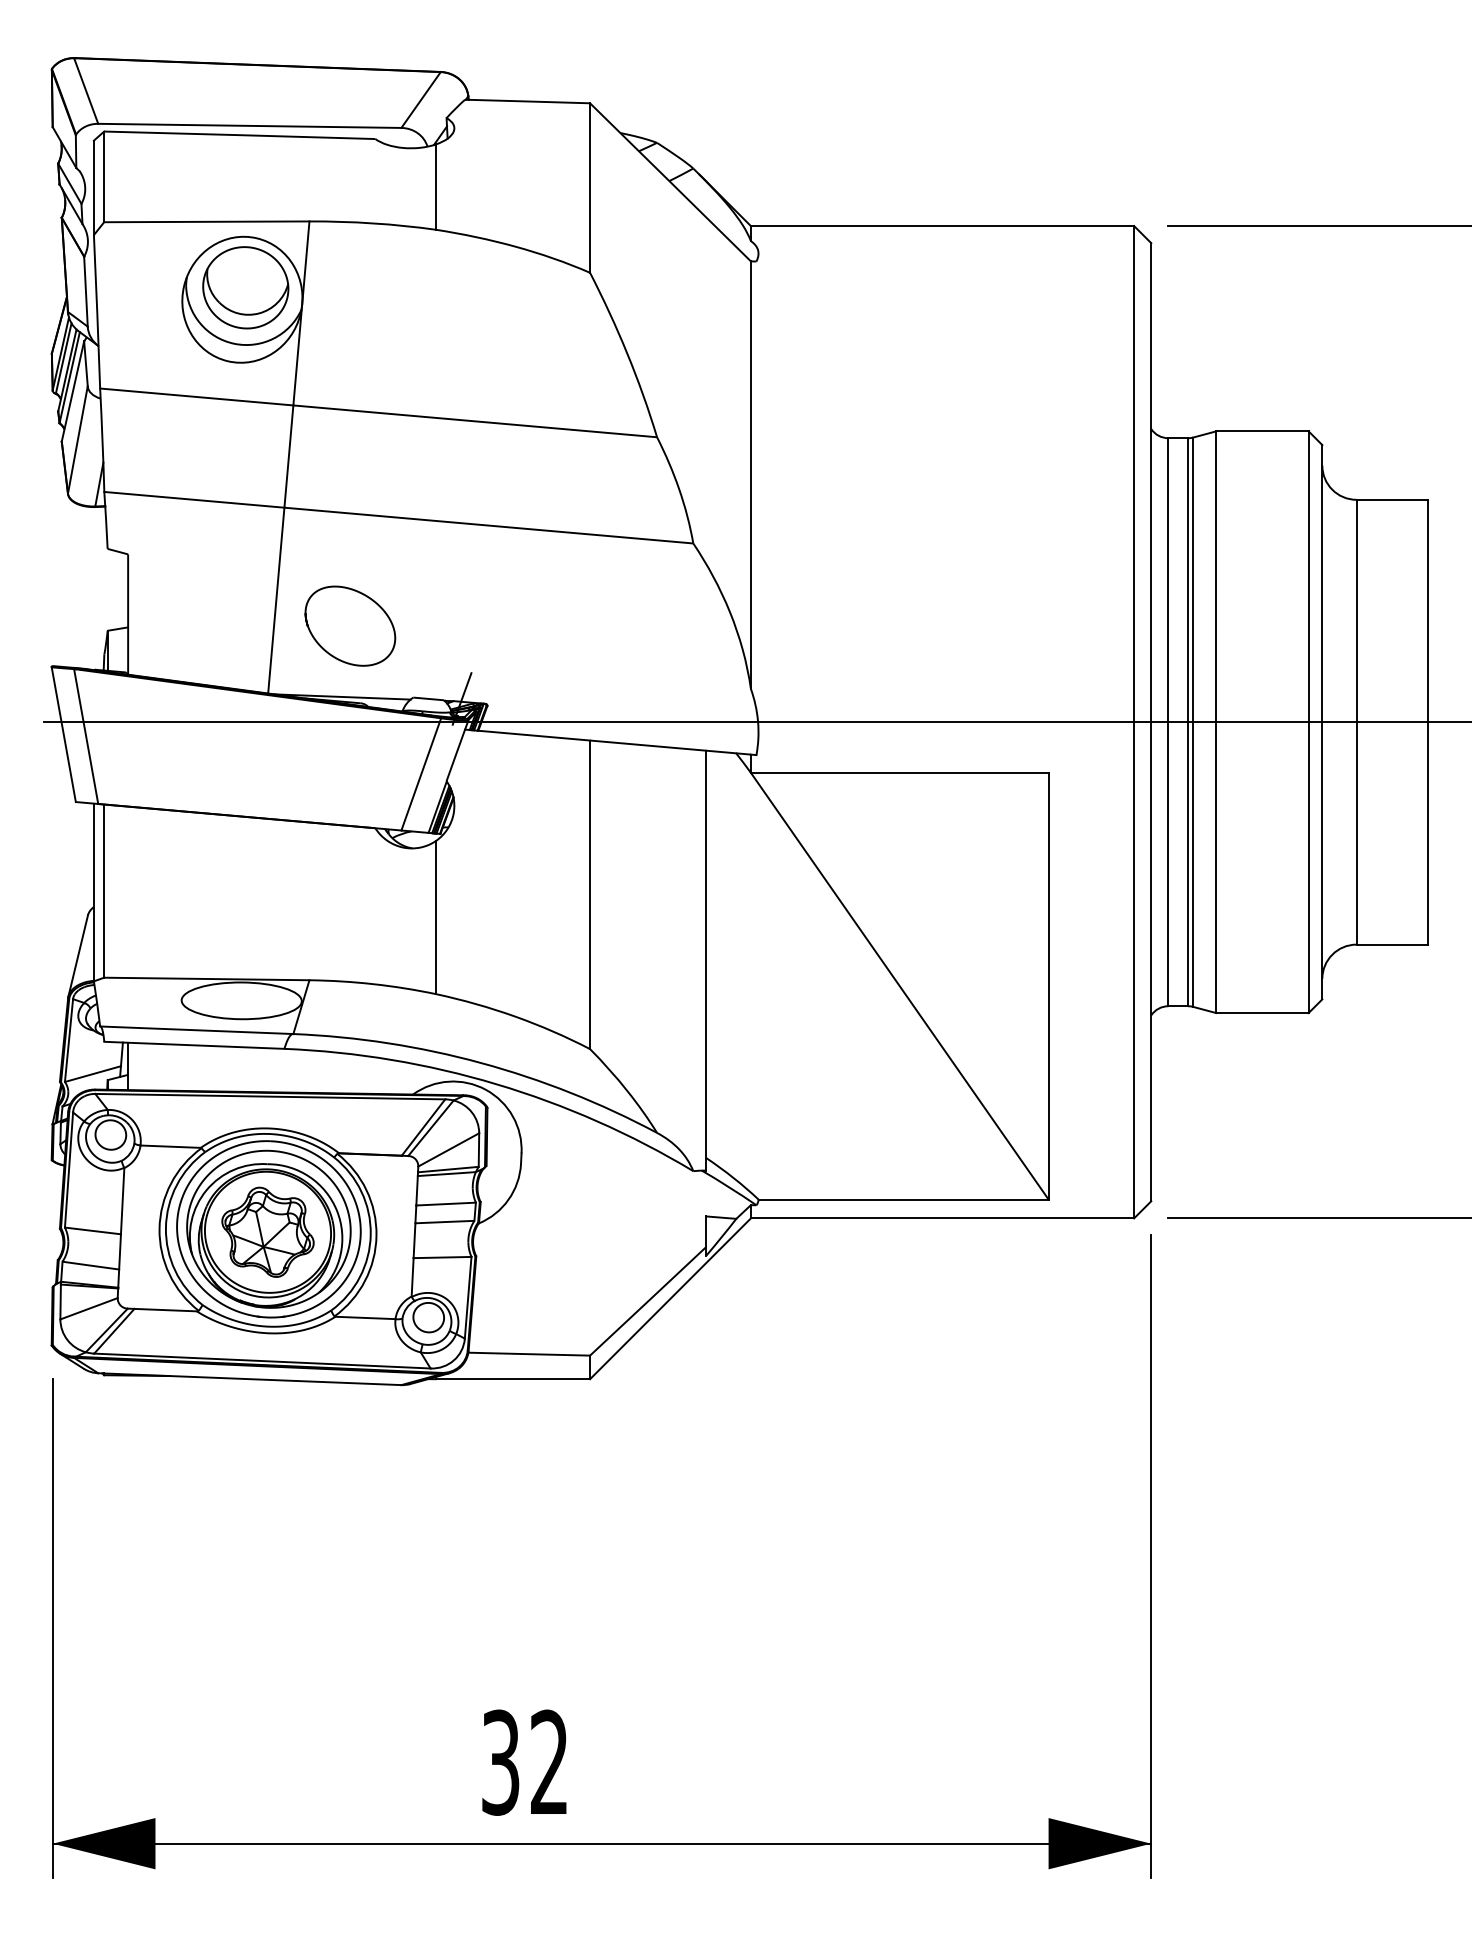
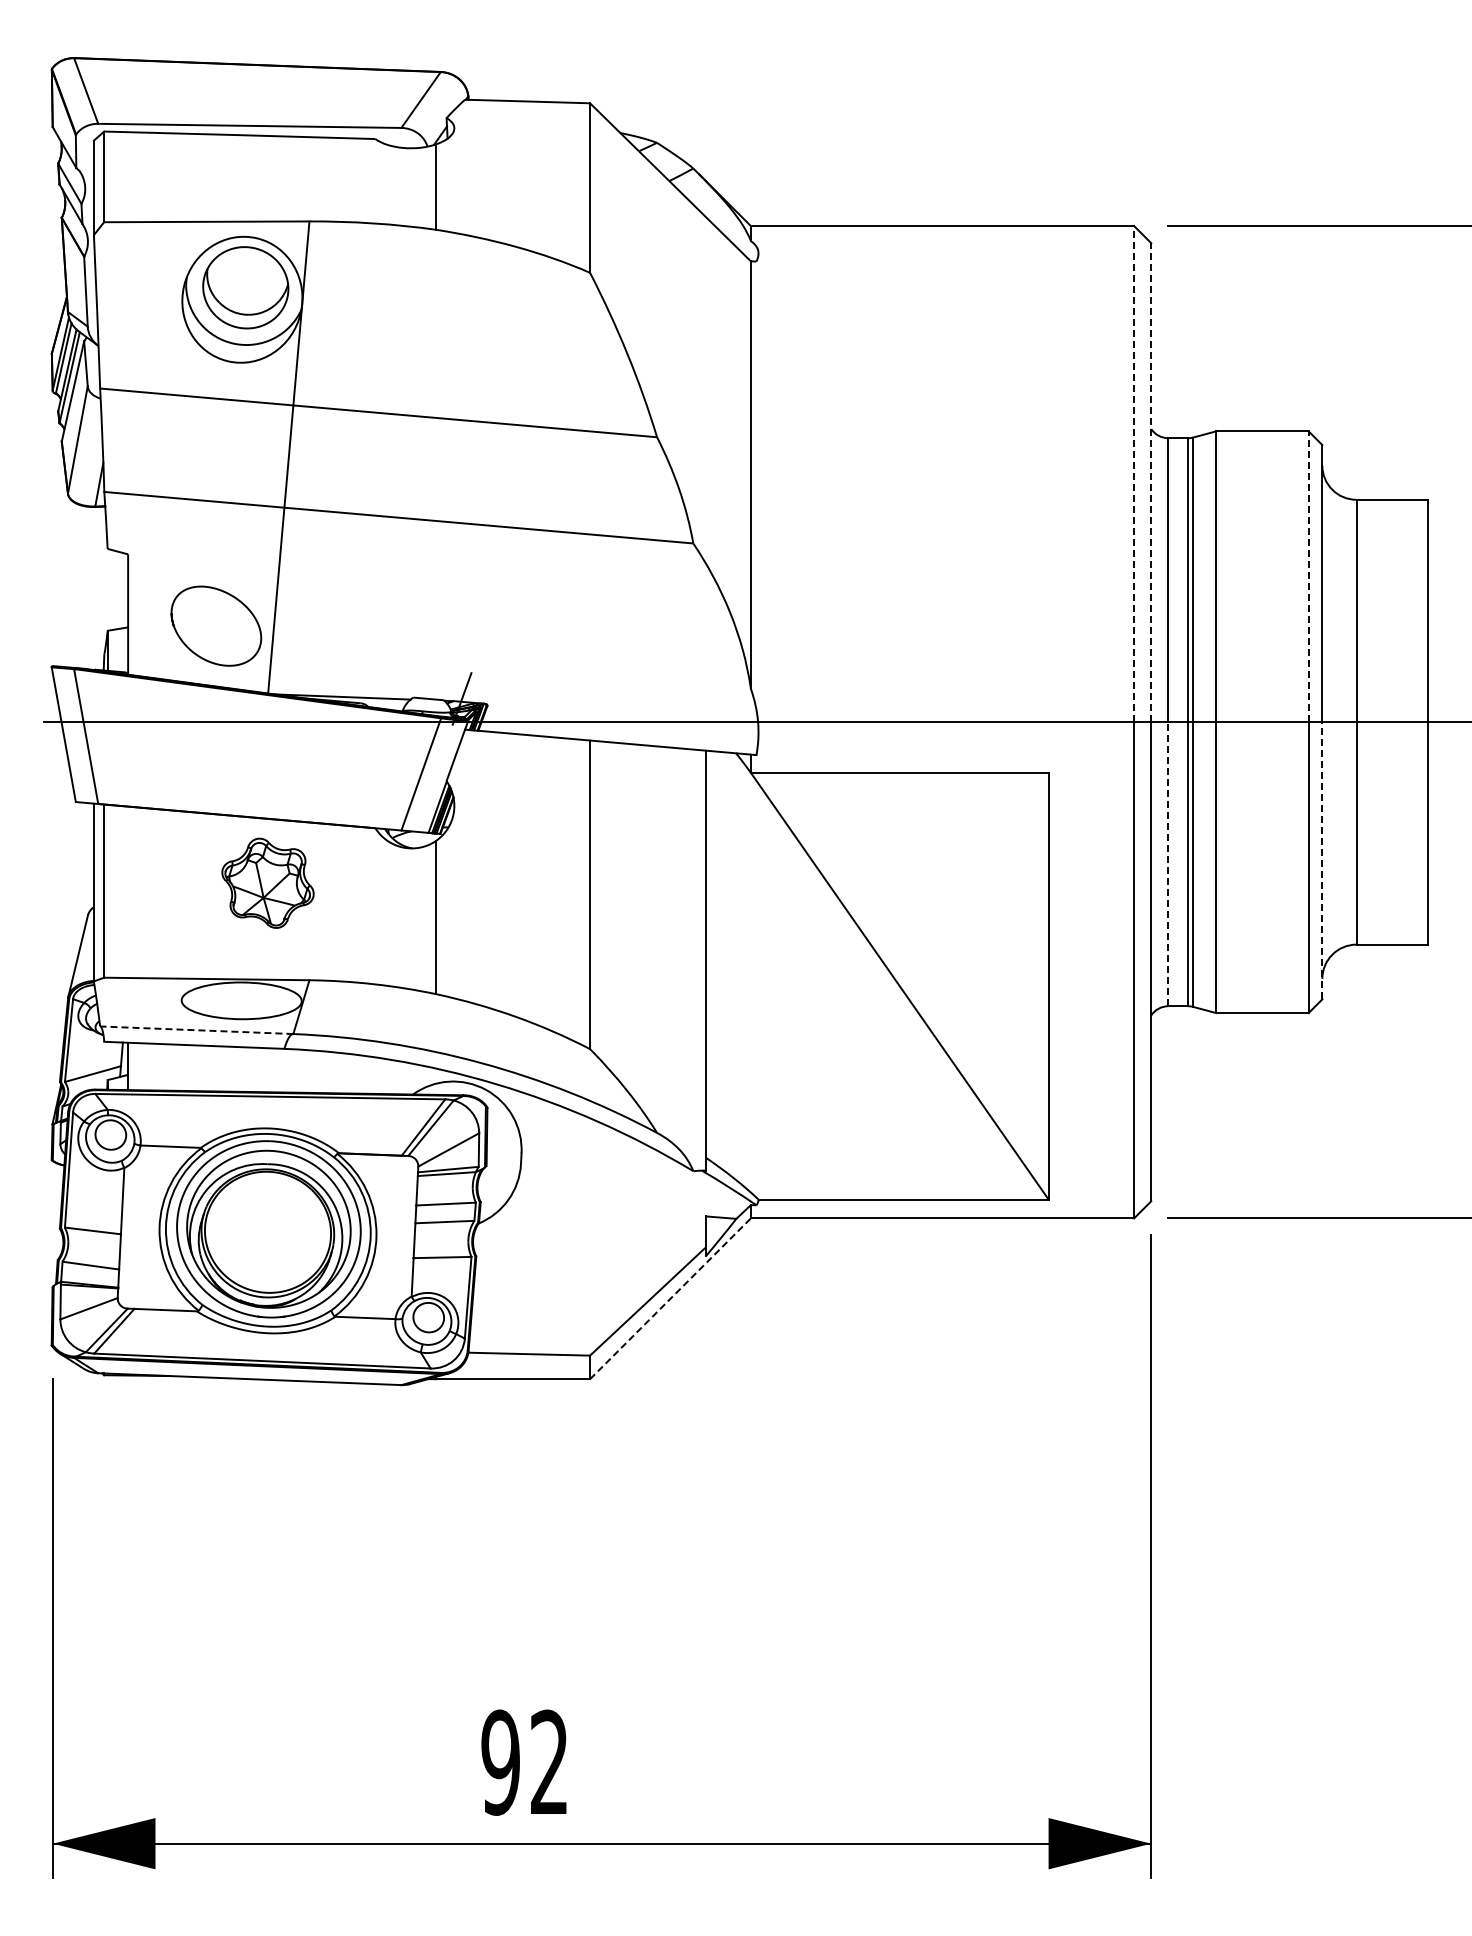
line: solid -> dashed (1134, 473)
line: solid -> dashed (1151, 482)
line: solid -> dashed (1308, 576)
curve position: (369, 599) -> (235, 599) (235, 599)
line: solid -> dashed (1322, 860)
line: solid -> dashed (1168, 863)
line: solid -> dashed (196, 1030)
part position: (267, 1231) -> (267, 882) (267, 882)
line: solid -> dashed (670, 1298)
text: 32 -> 92 (500, 1762)
